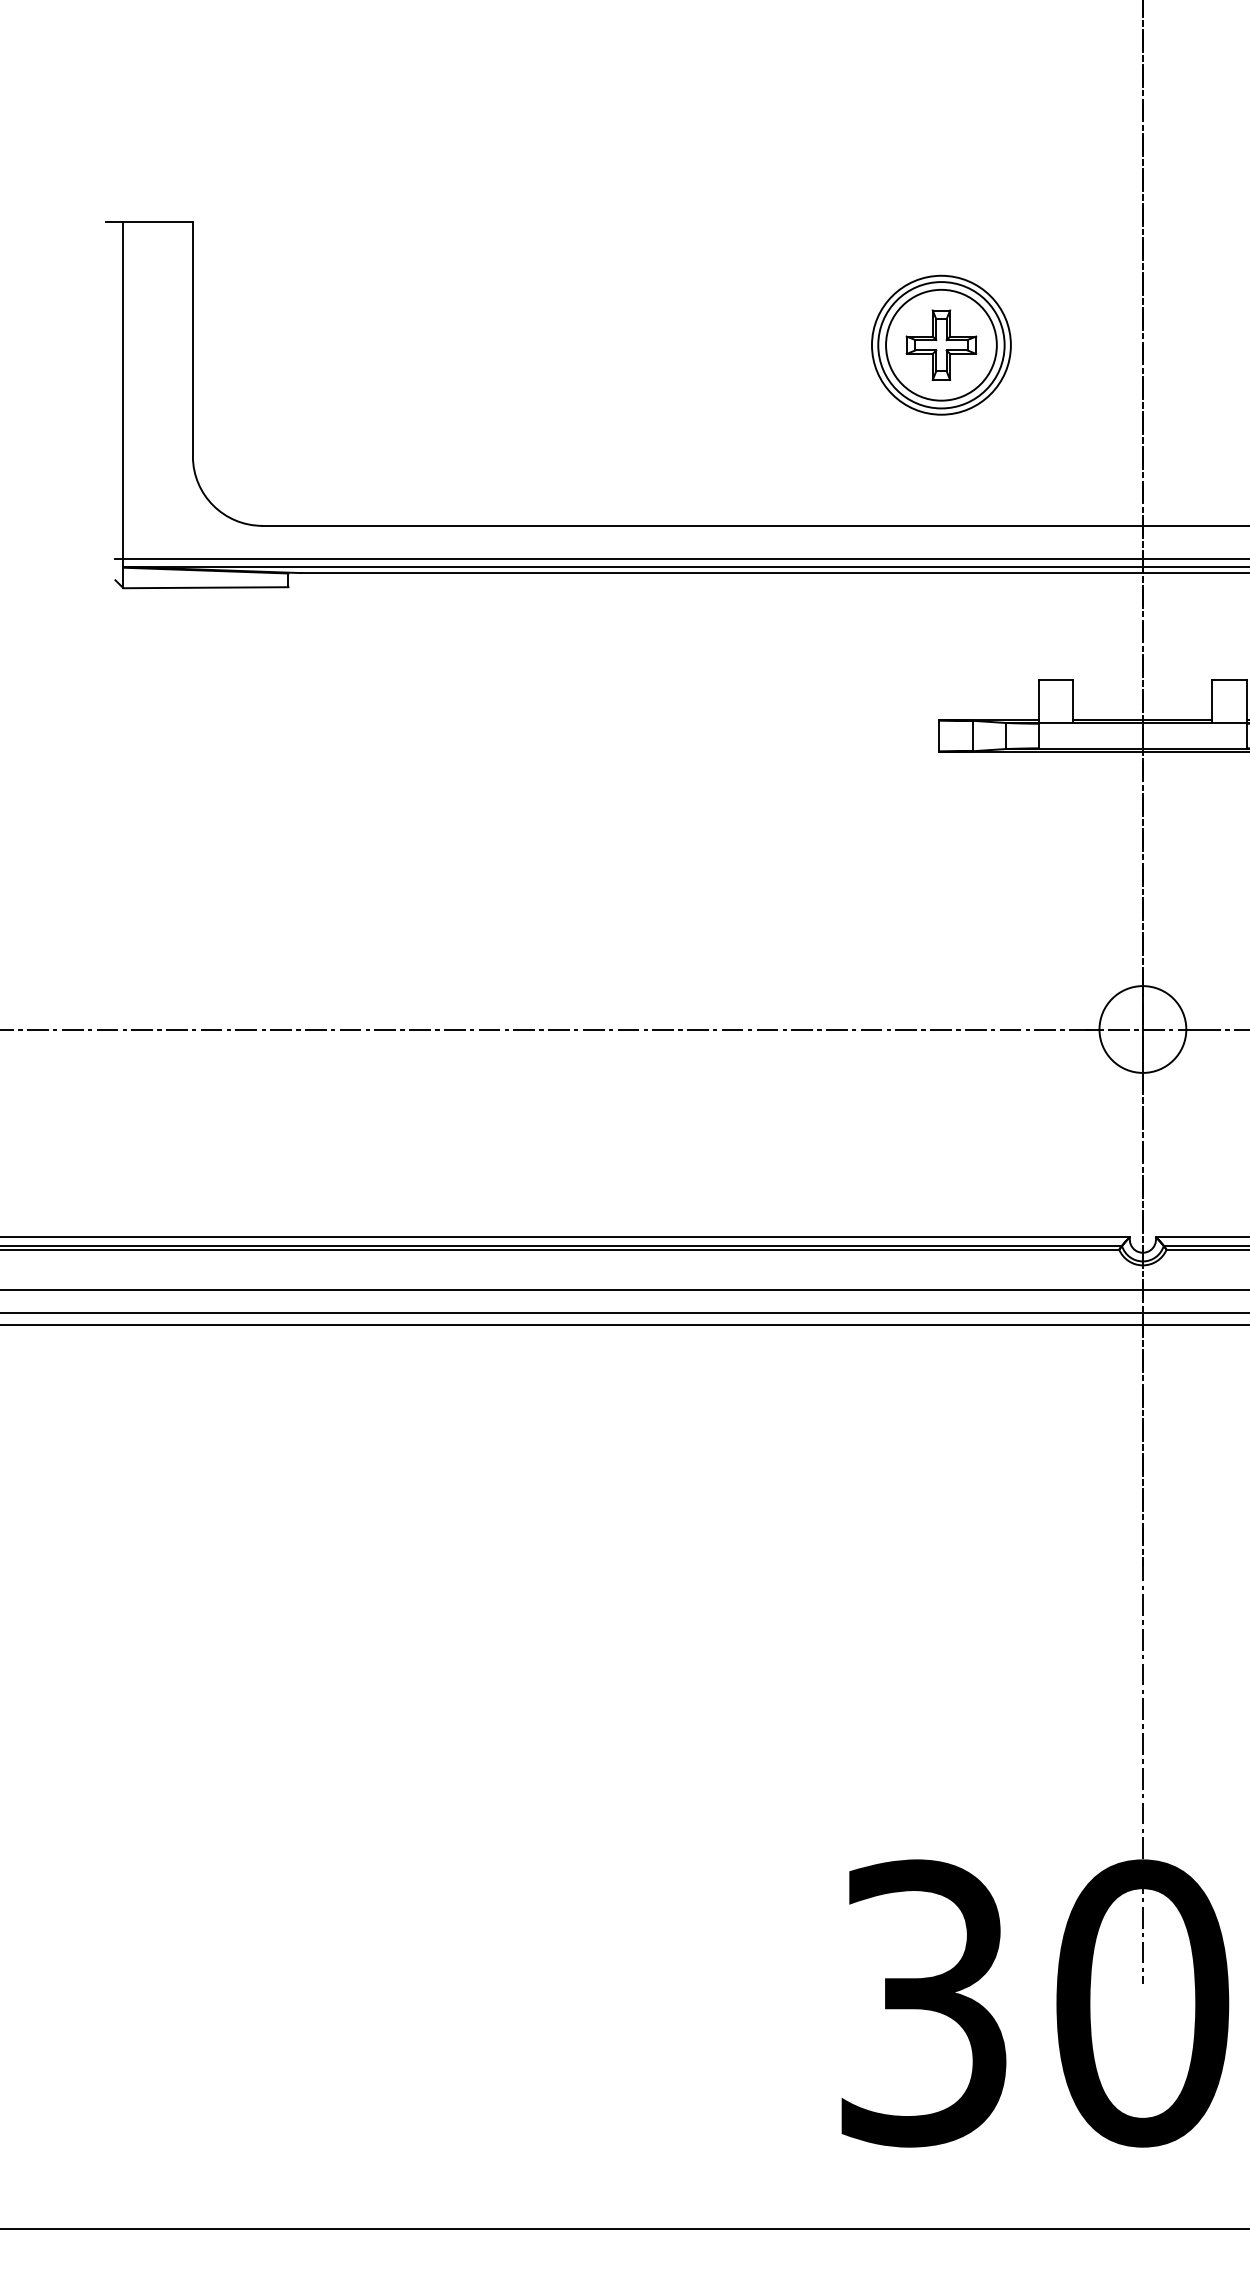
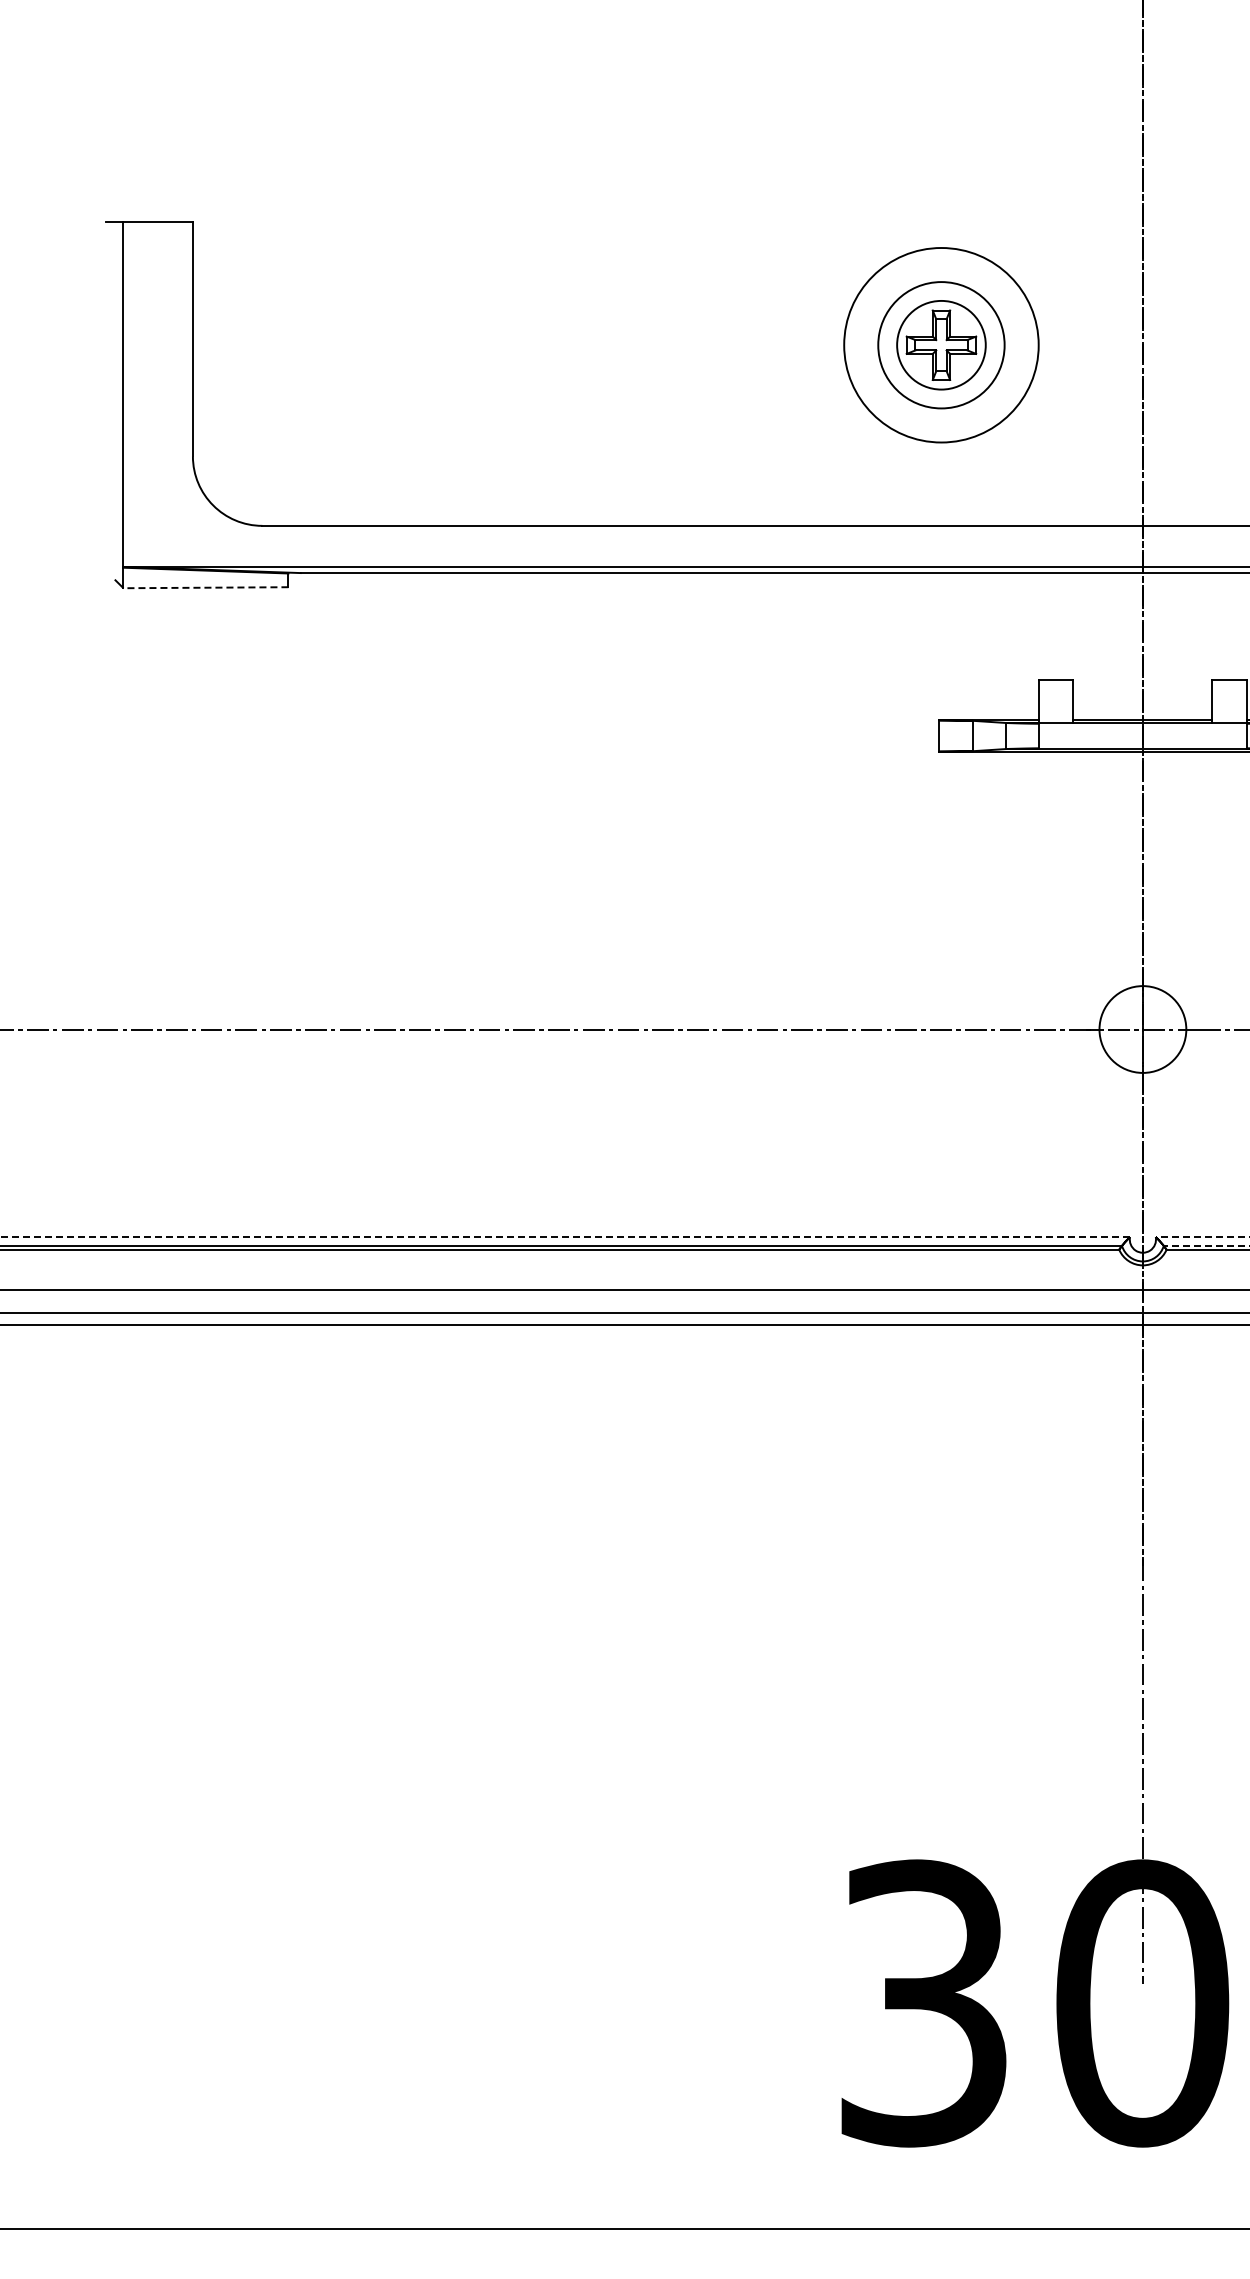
circle diameter: 139 px -> 195 px (941, 345)
circle diameter: 111 px -> 89 px (941, 344)
line: present -> none (680, 558)
line: solid -> dashed (205, 587)
line: solid -> dashed (565, 1237)
line: solid -> dashed (1202, 1237)
line: solid -> dashed (1206, 1245)
